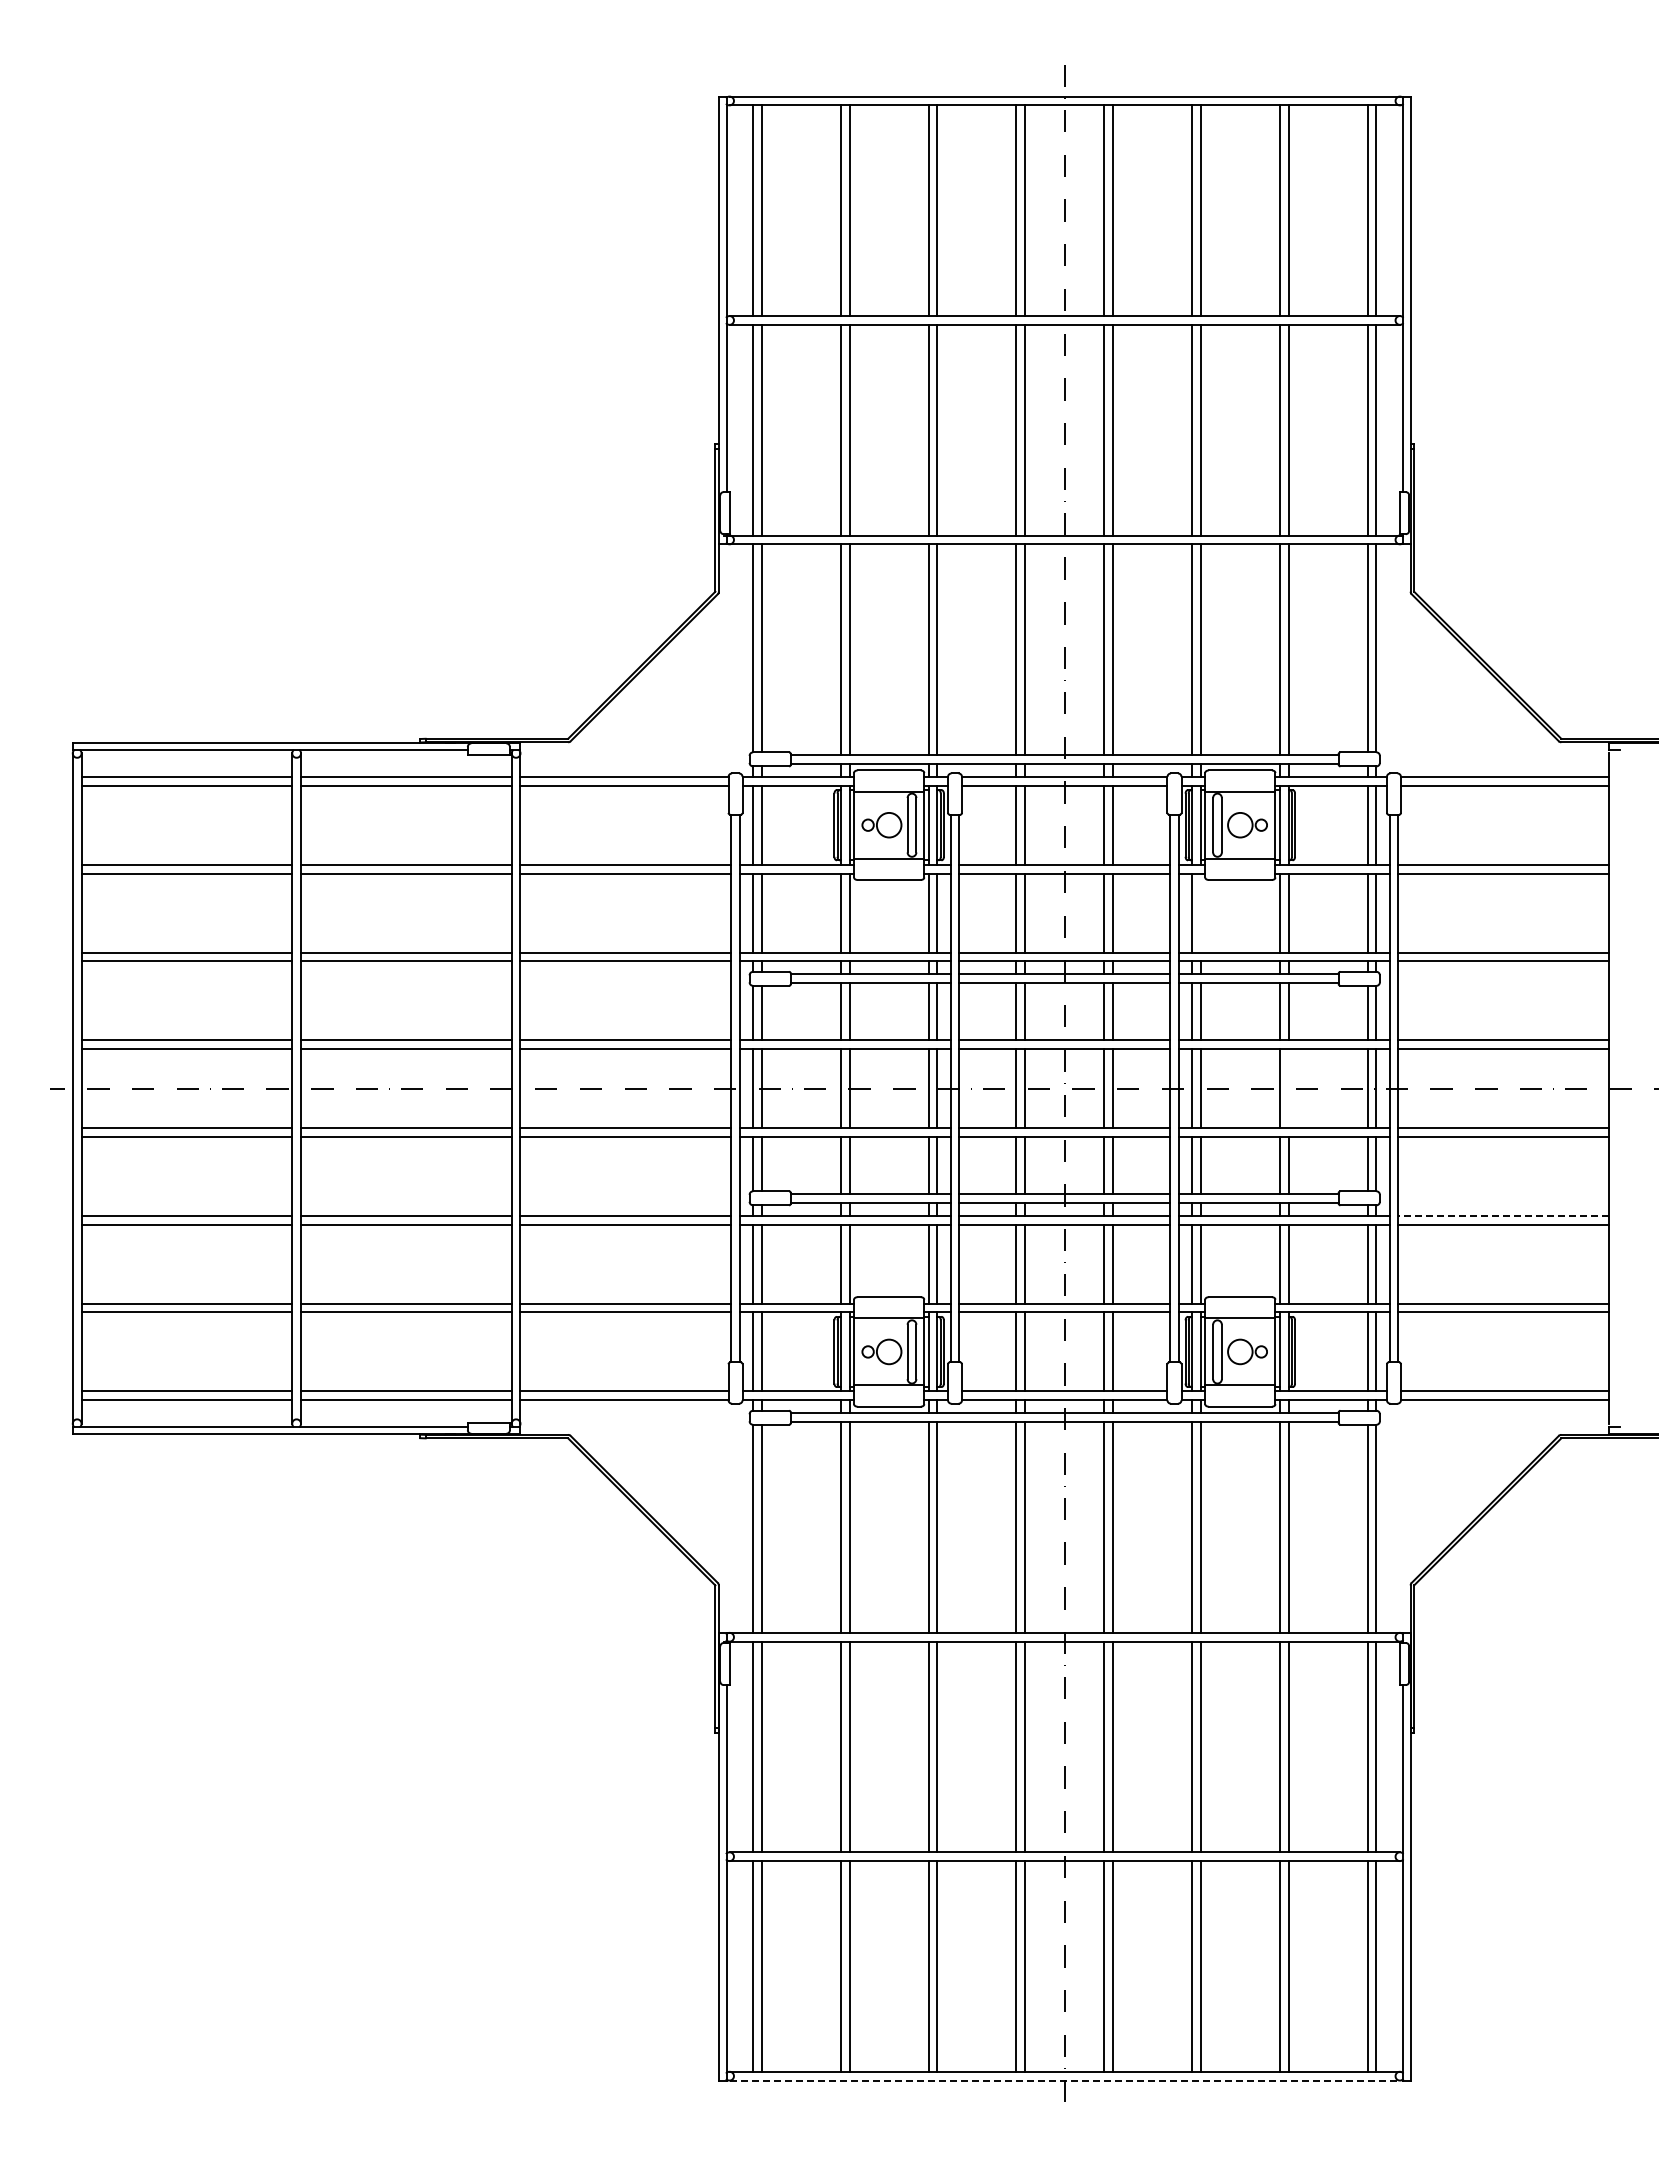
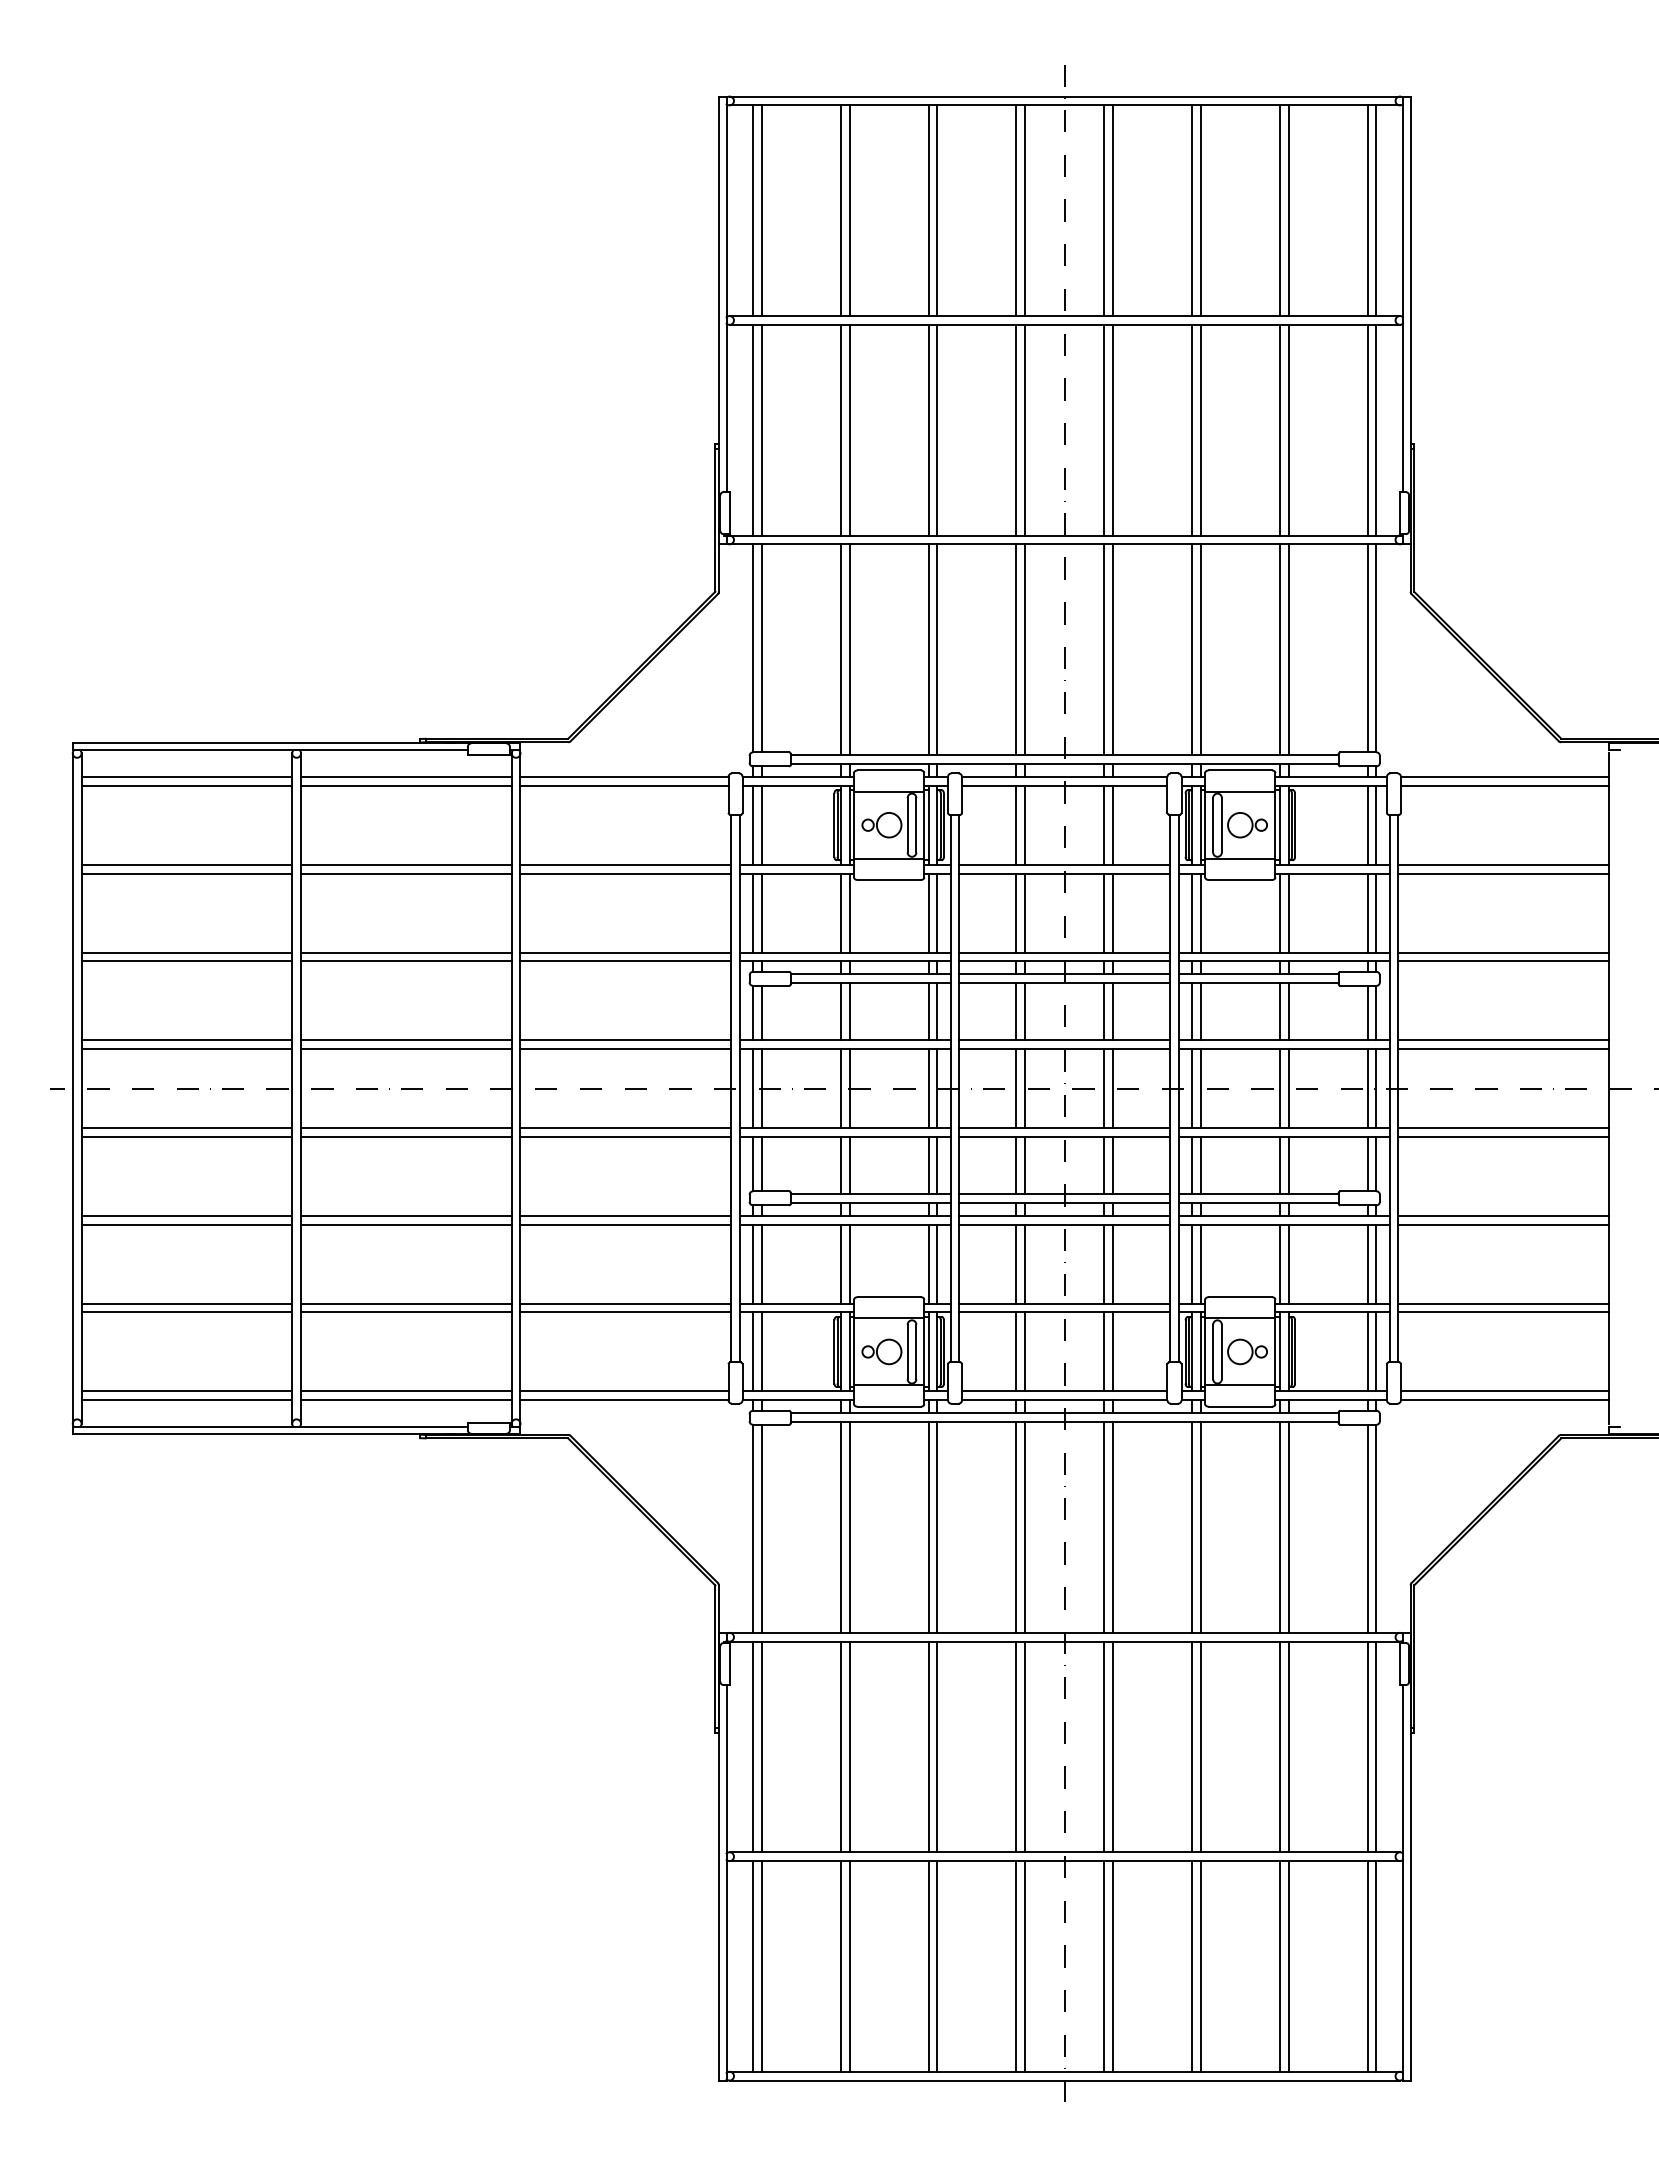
line: none -> present (1200, 912)
line: none -> present (1288, 1088)
line: dashed -> solid (1503, 1215)
line: dashed -> solid (1065, 2080)
